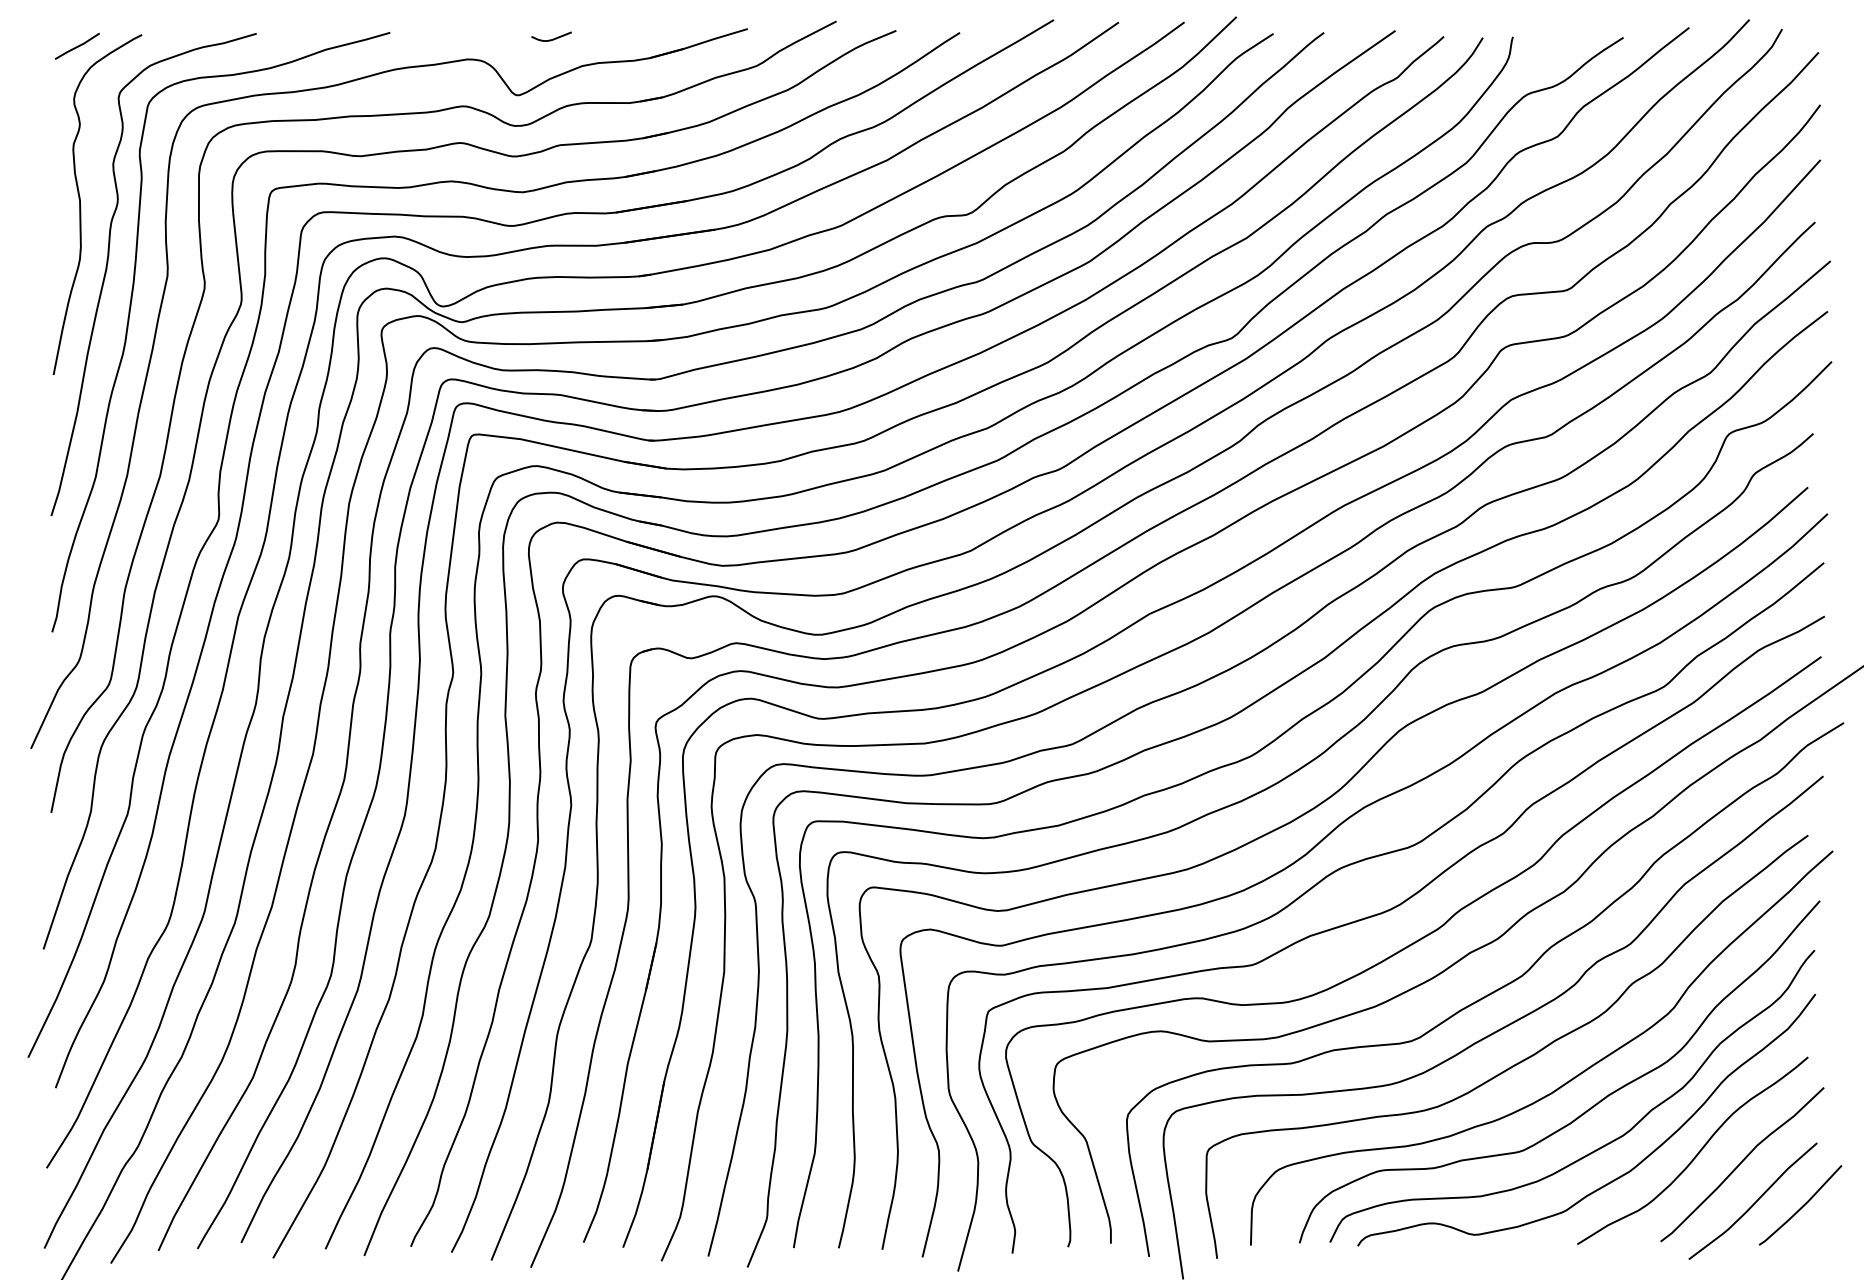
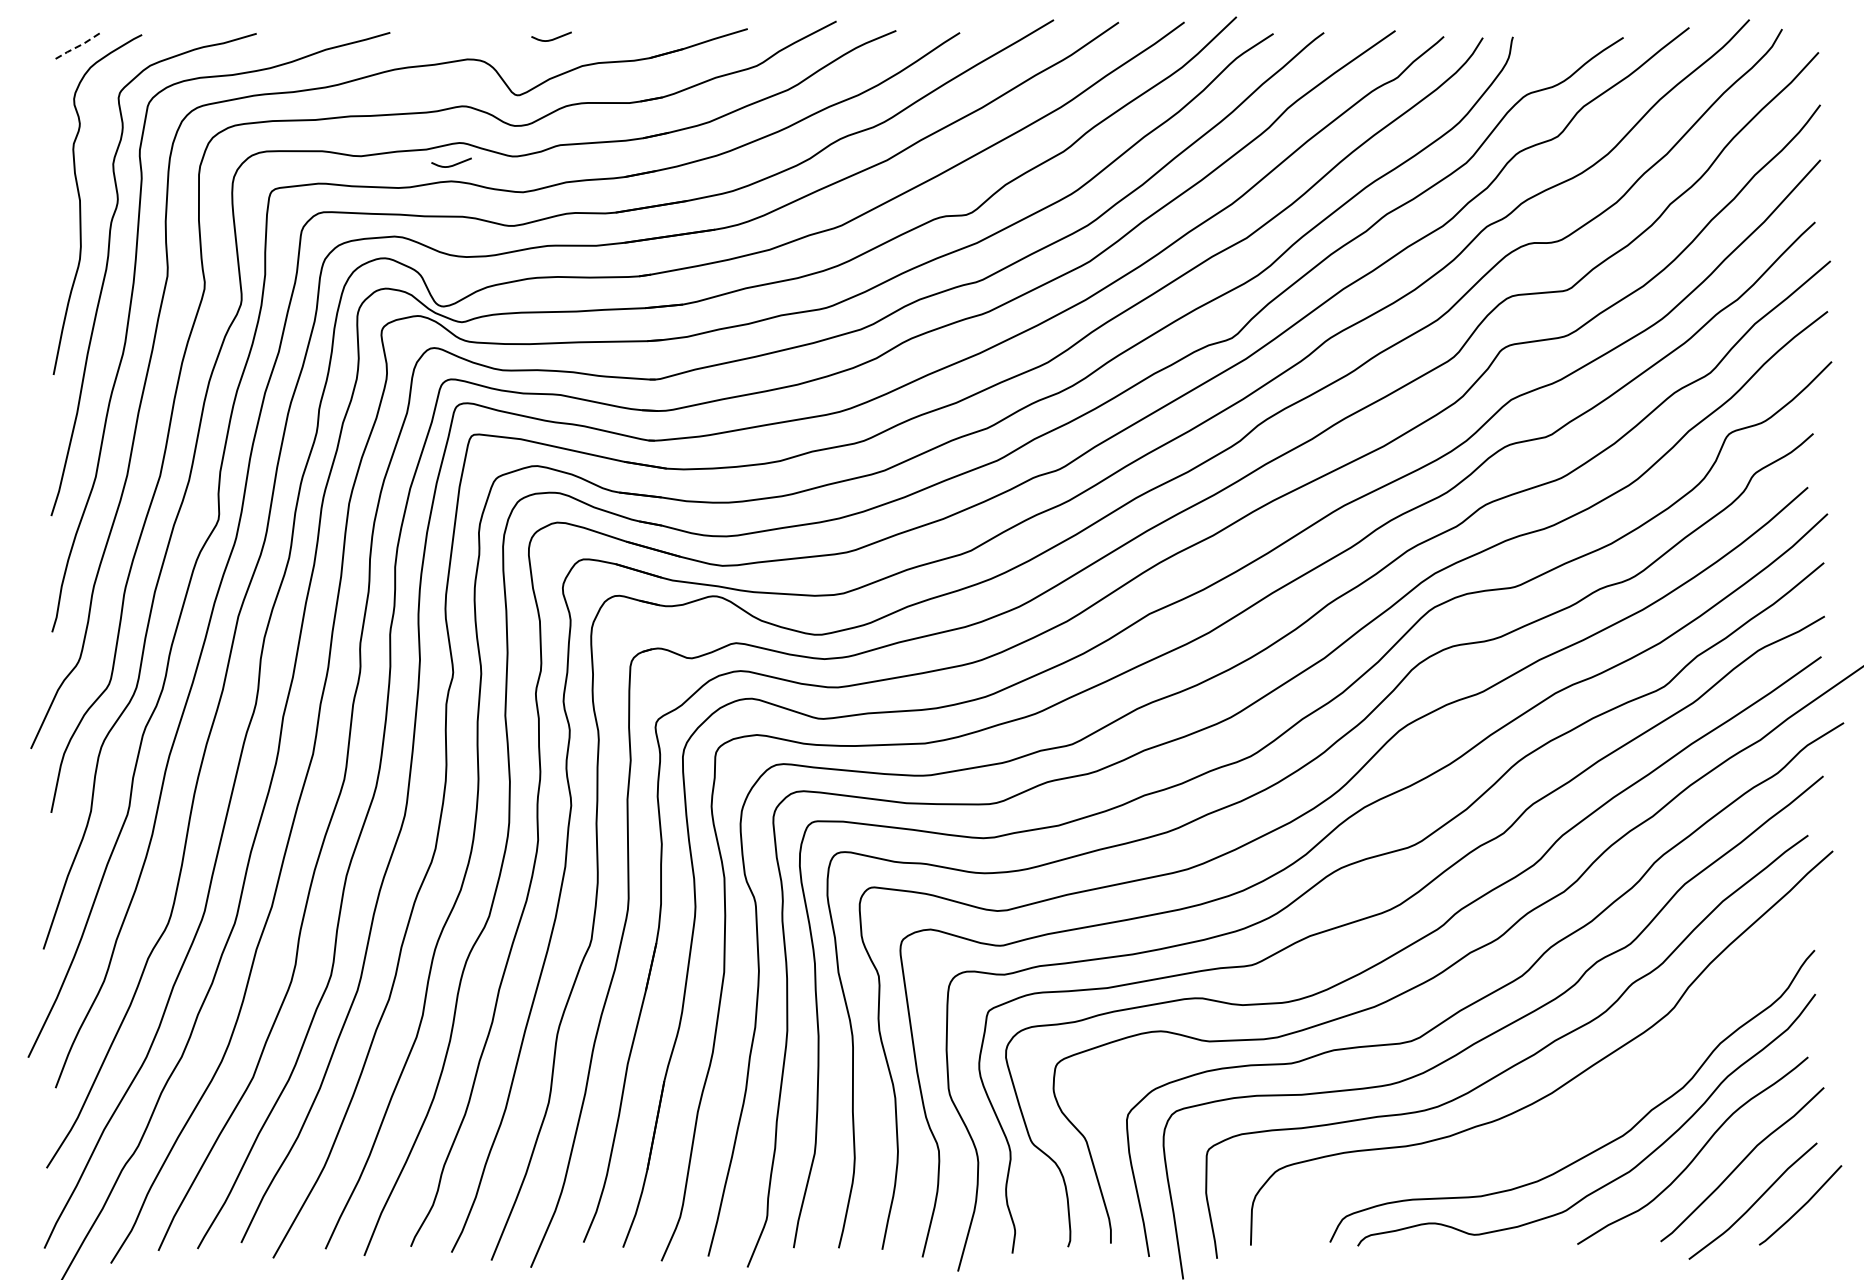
line: solid -> dashed (76, 47)
curve: none -> present (452, 164)
curve: present -> none (1587, 1109)
